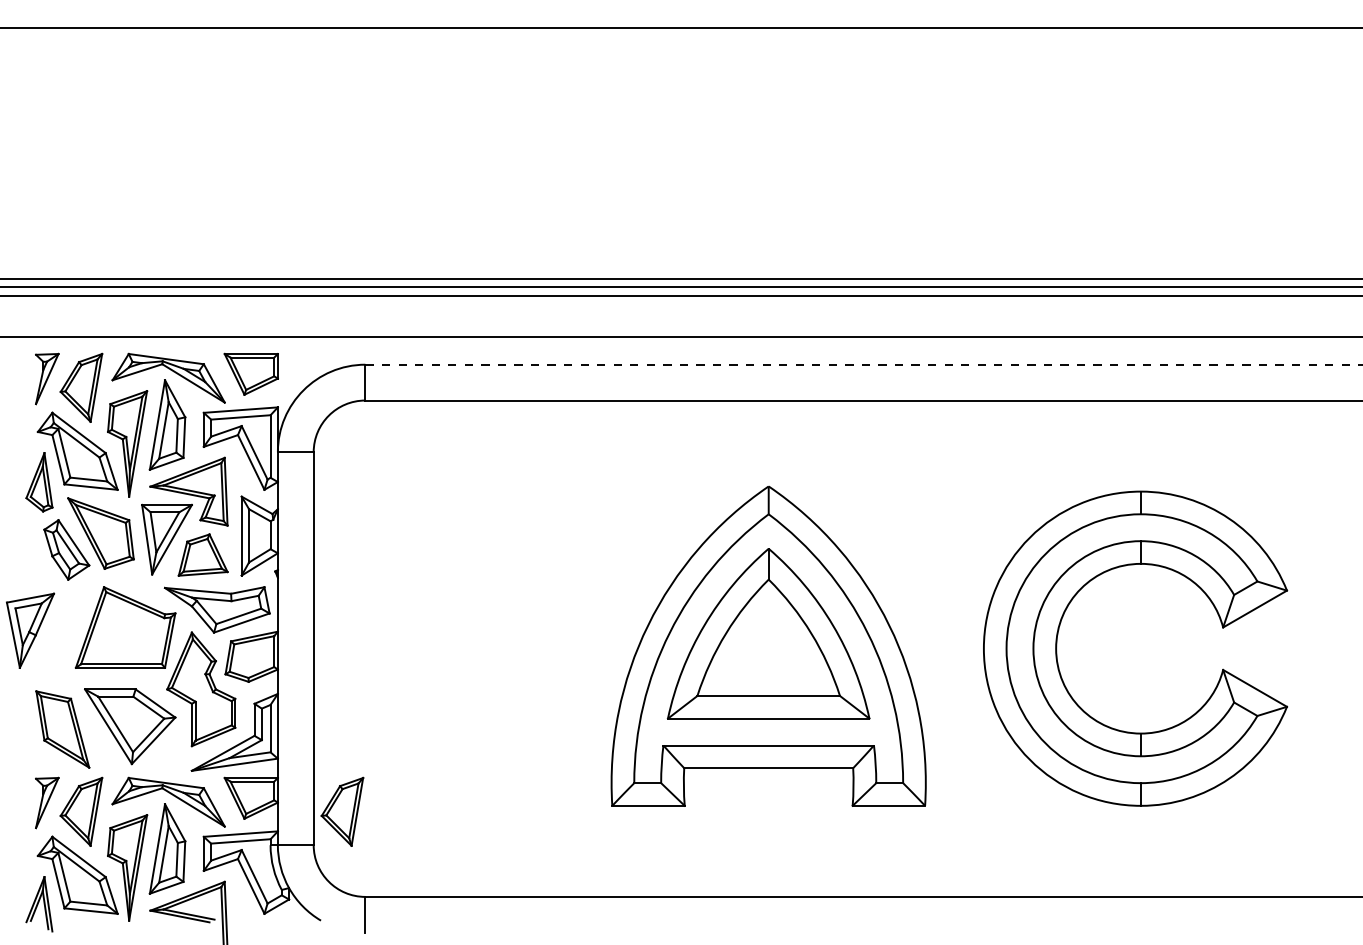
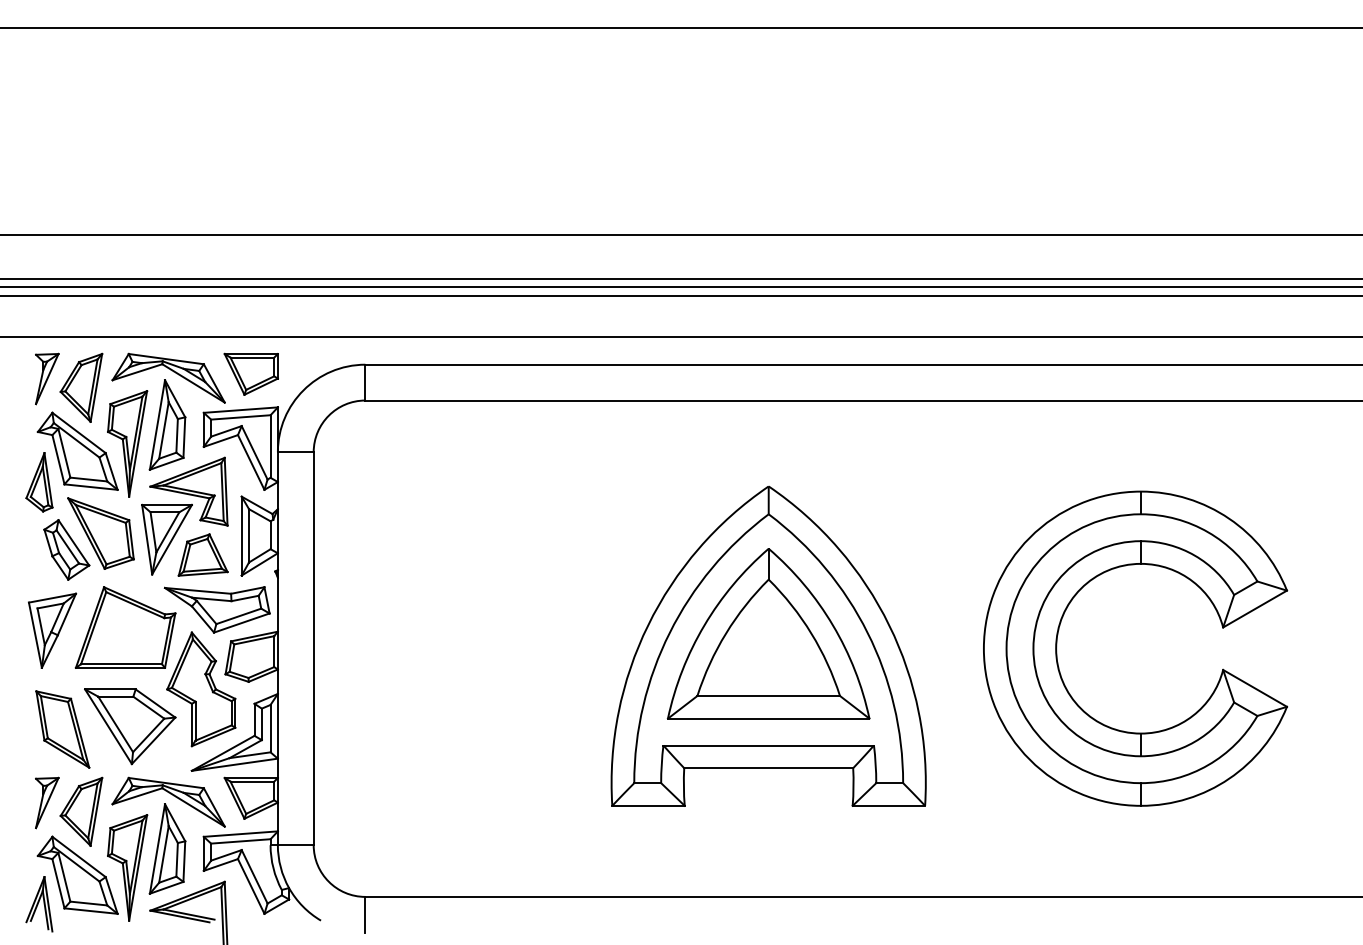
line: none -> present (680, 235)
line: dashed -> solid (864, 364)
part position: (30, 630) -> (52, 630) (52, 630)
part: present -> none (342, 811)
